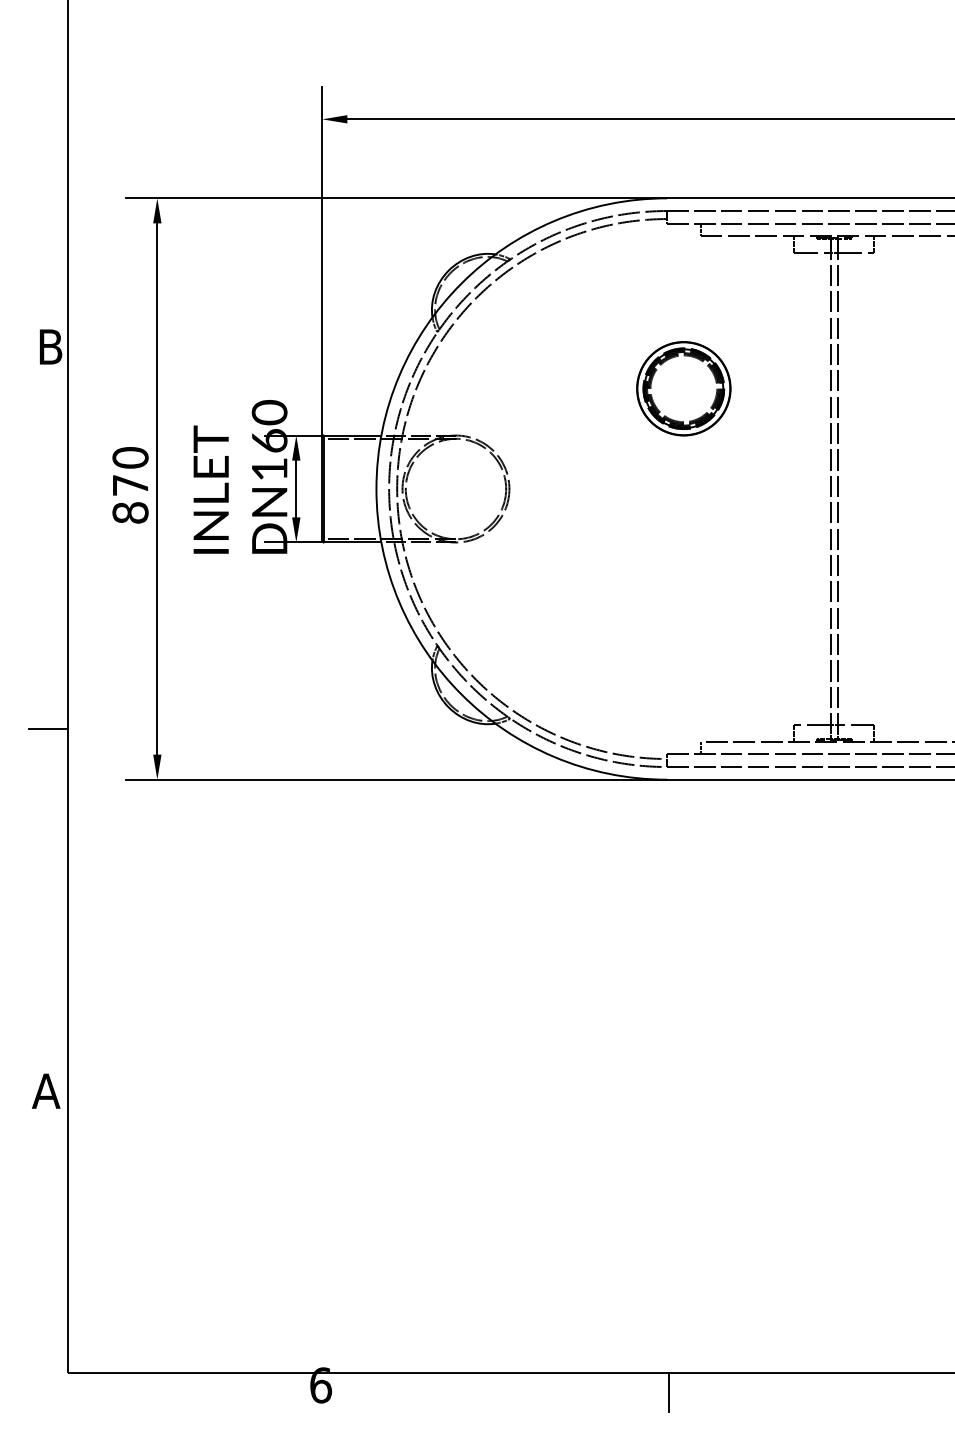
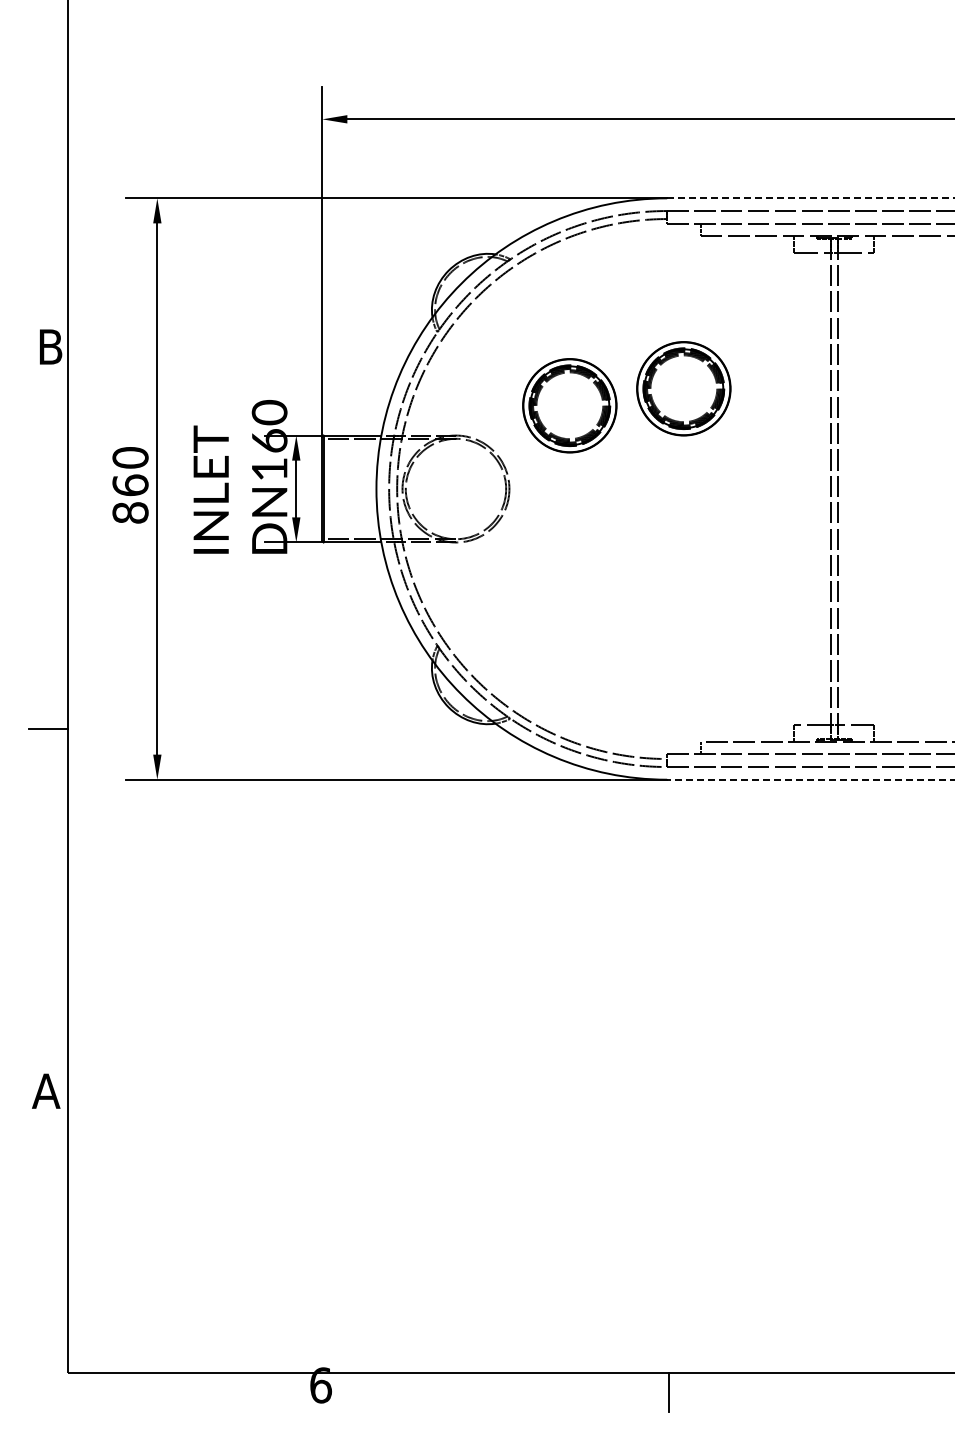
line: solid -> dashed (811, 198)
part: none -> present (569, 405)
text: 870 -> 860 (130, 485)
line: solid -> dashed (811, 779)
